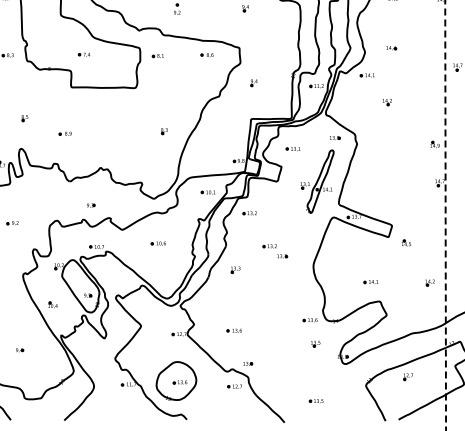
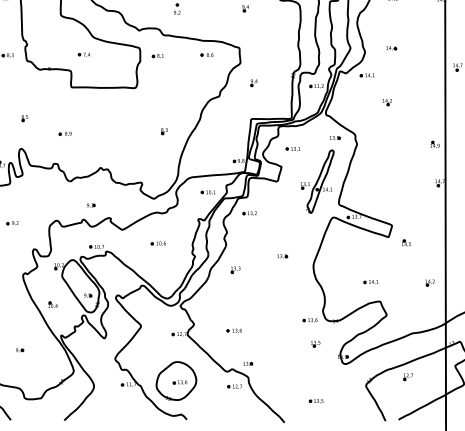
line: dashed -> solid (445, 215)
part: present -> none (269, 246)
